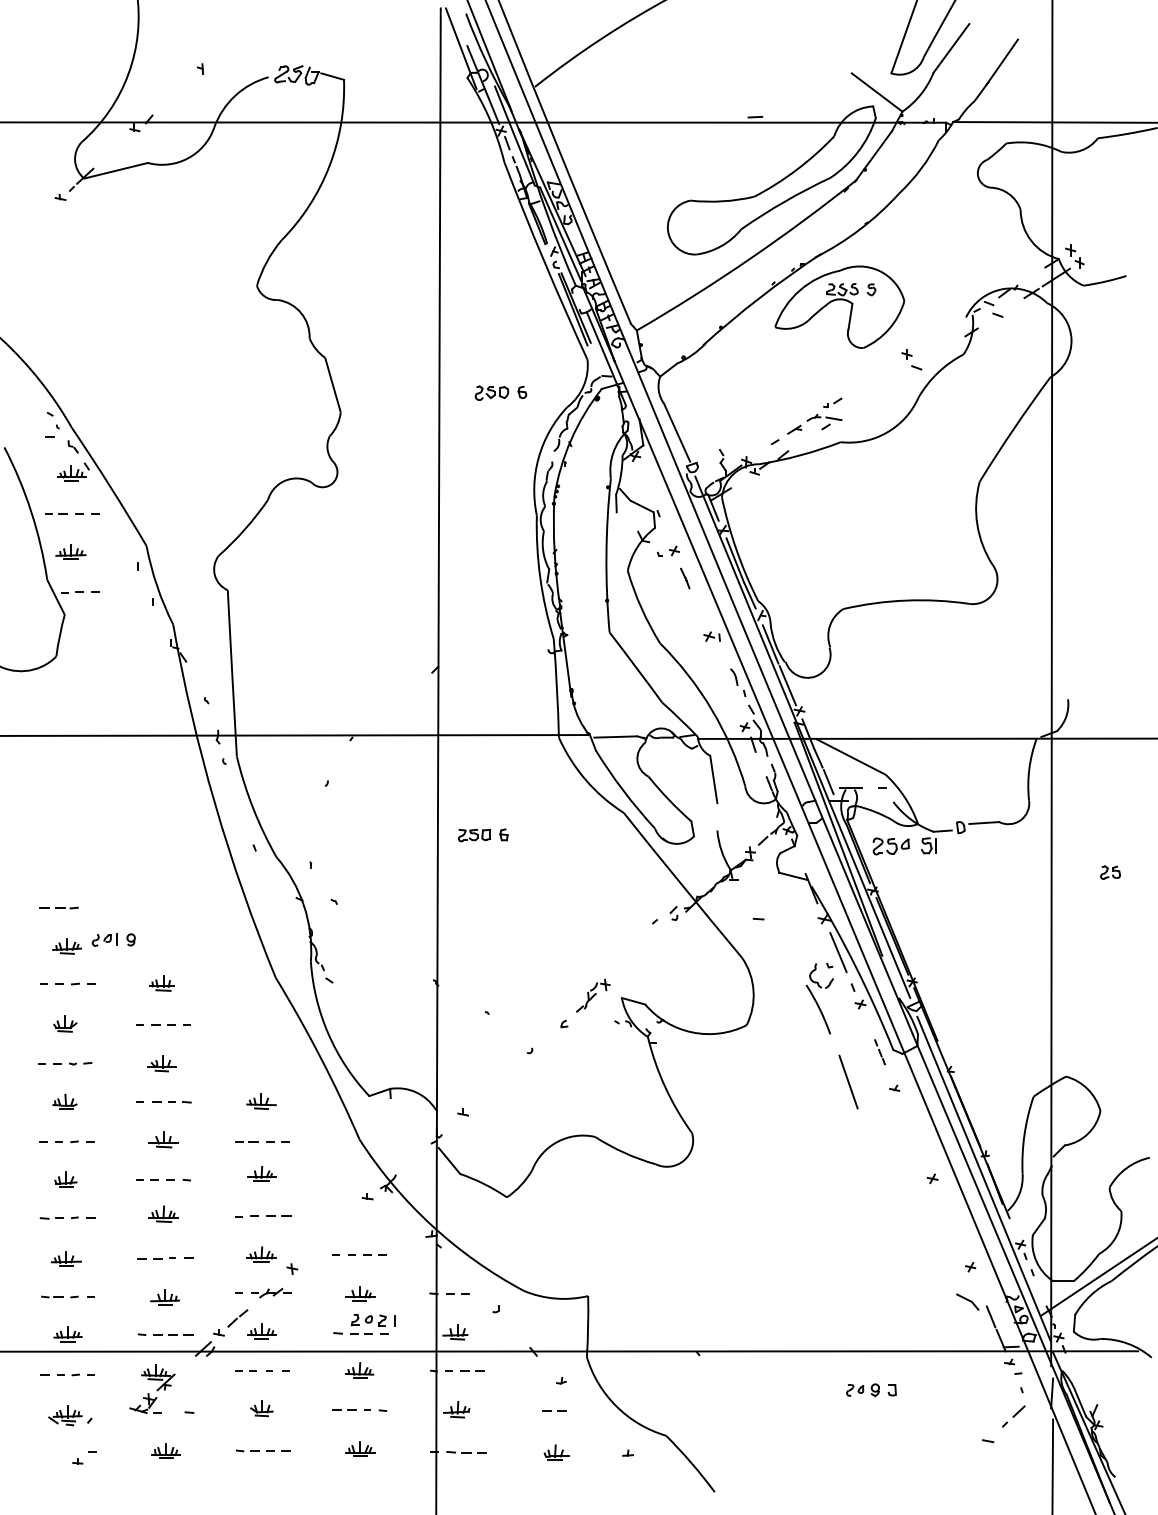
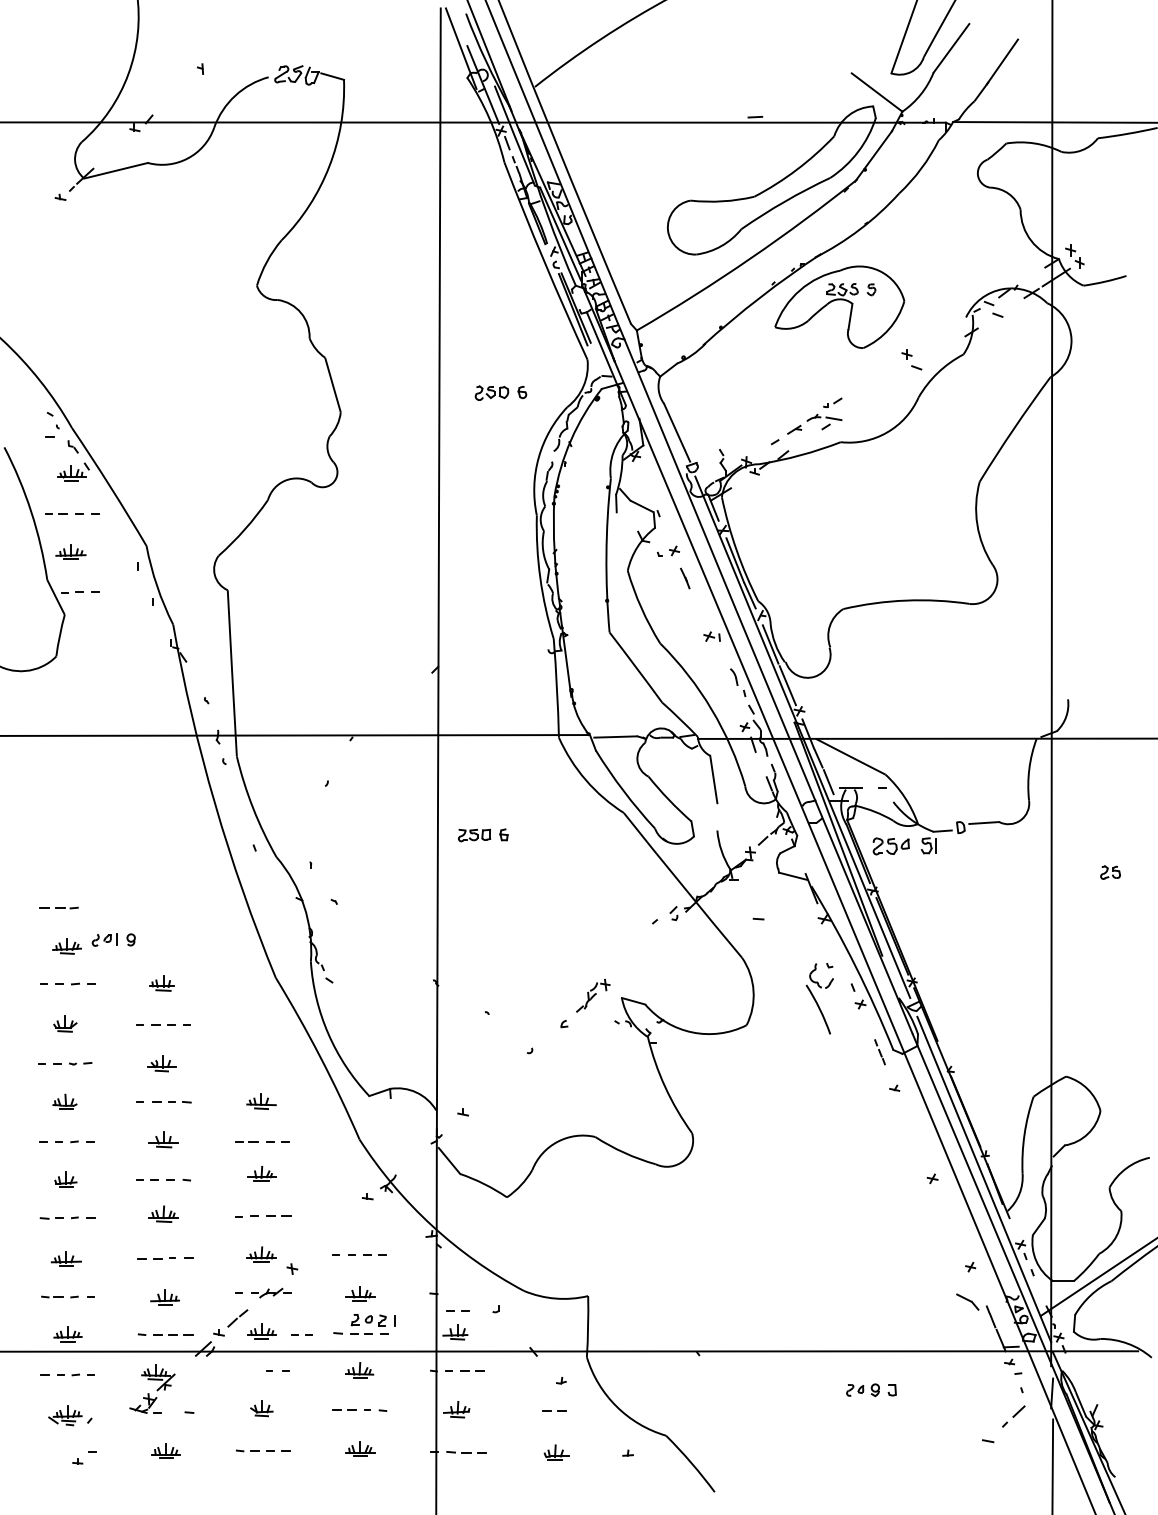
line: present -> none (838, 952)
line: present -> none (848, 1081)
line position: (454, 1293) -> (454, 1310) (454, 1310)
line position: (242, 1370) -> (298, 1334) (298, 1334)
